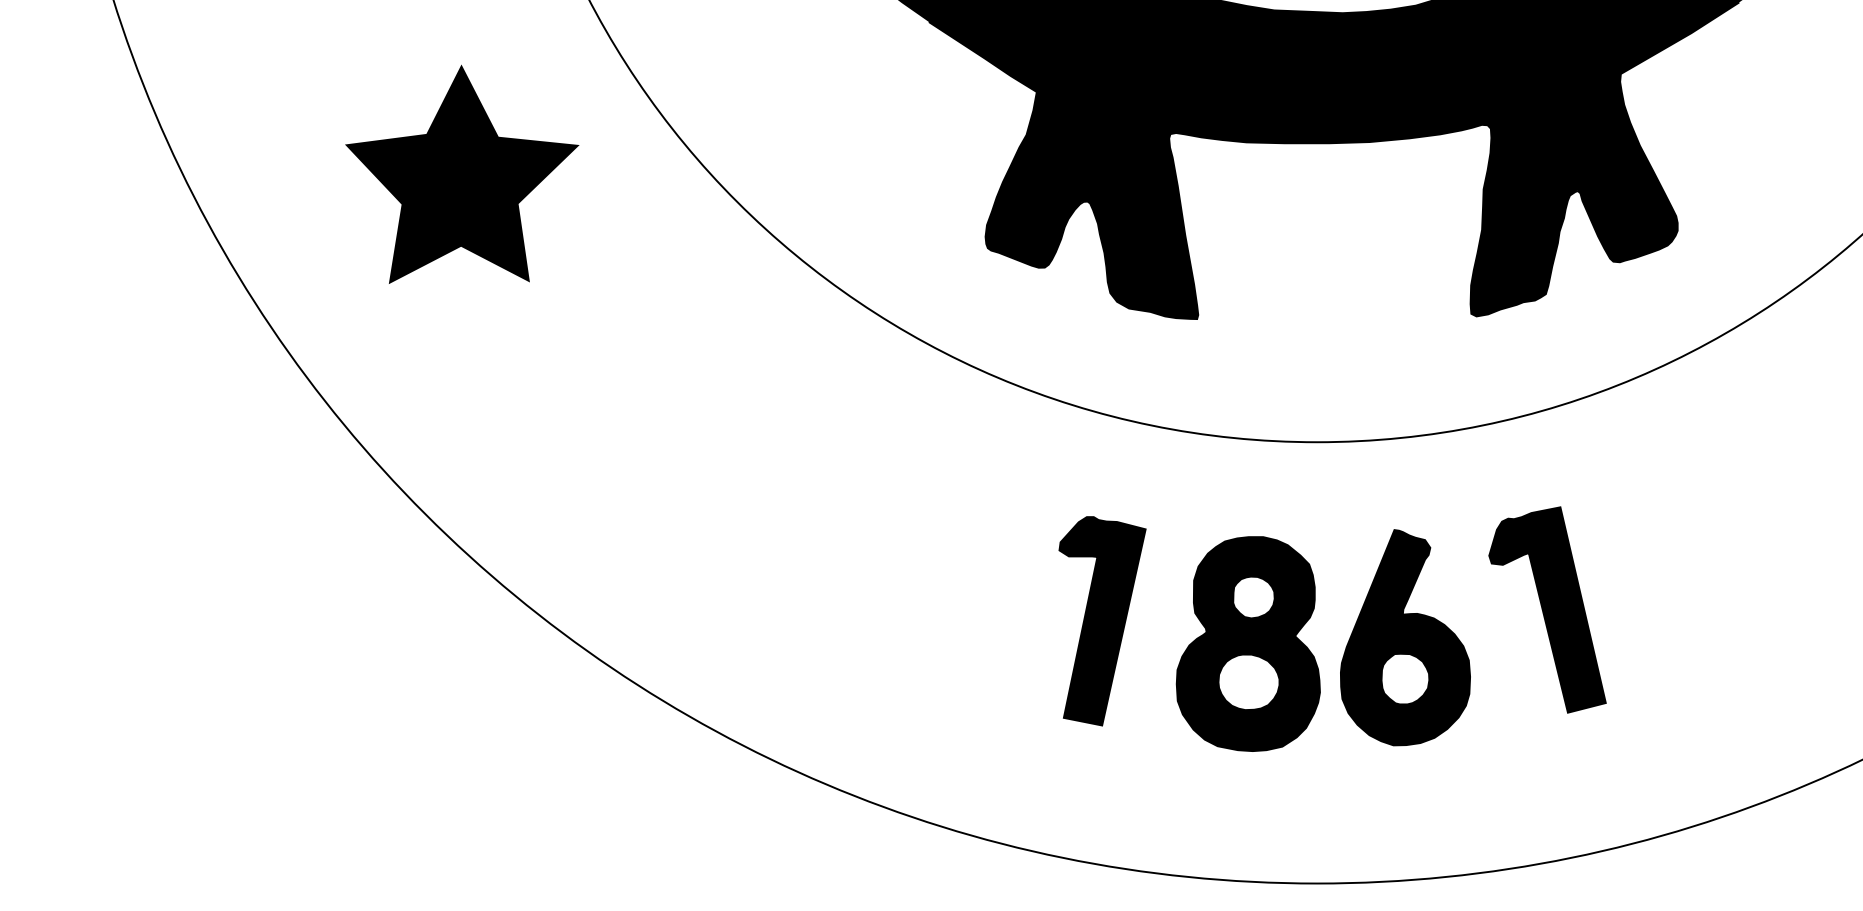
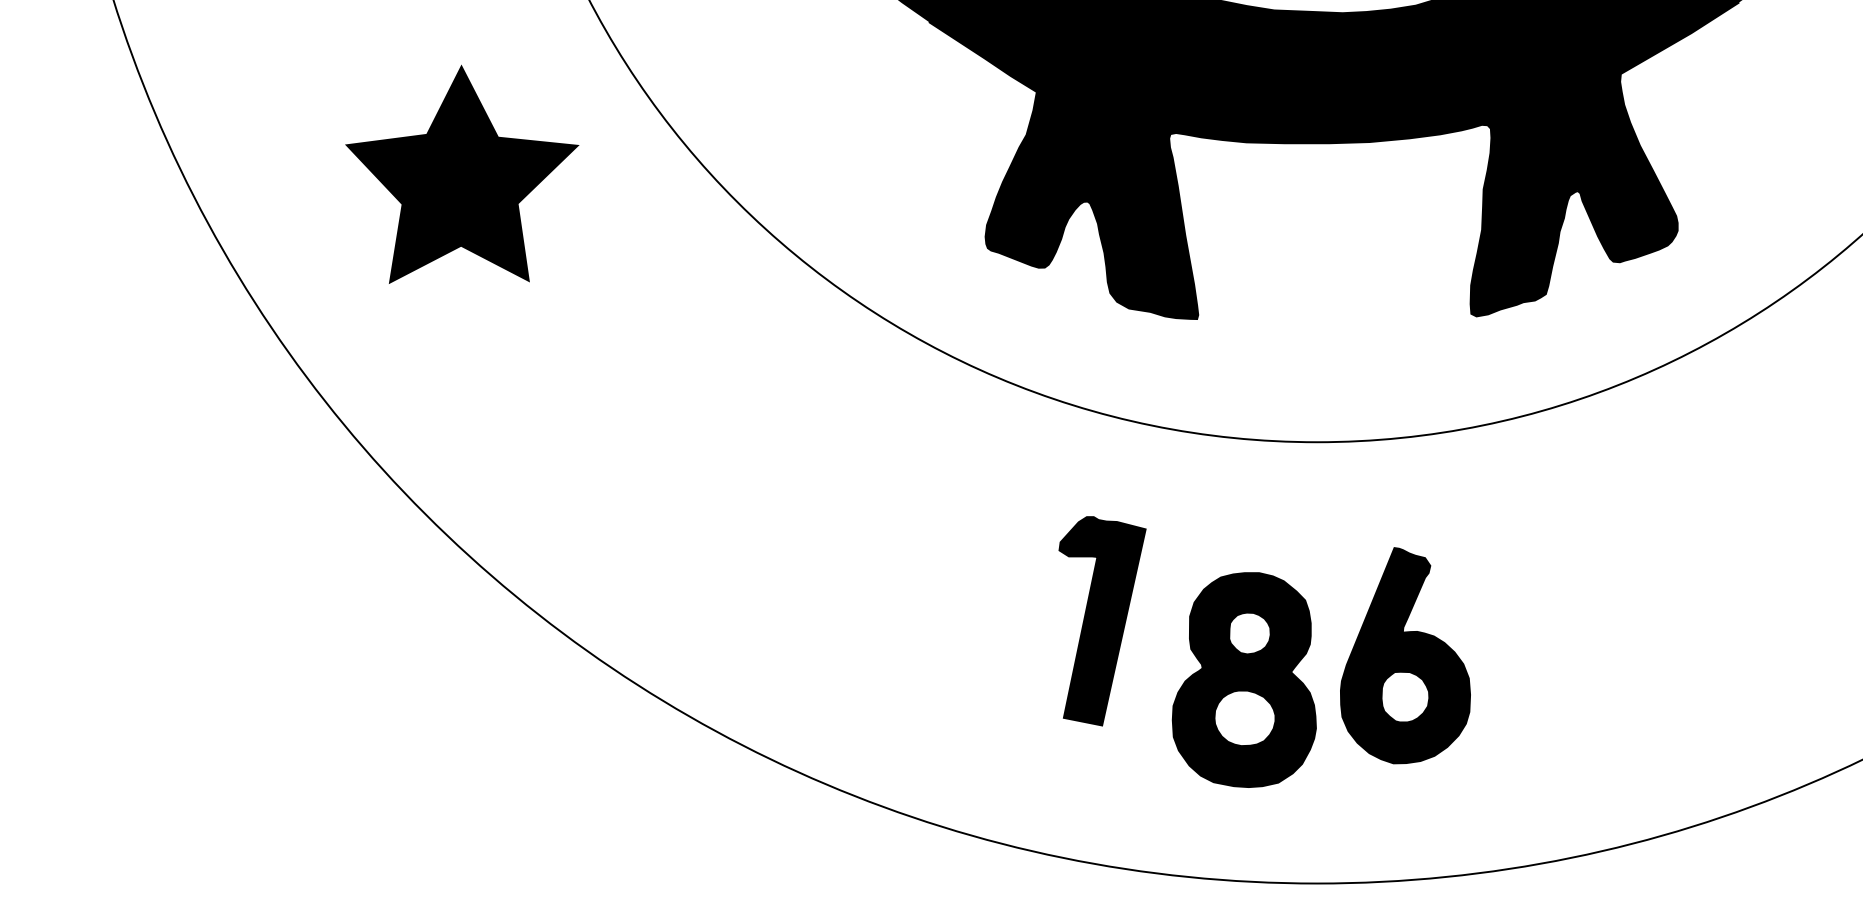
part: present -> none (1547, 609)
part position: (1405, 637) -> (1405, 655) (1405, 655)
part position: (1247, 643) -> (1243, 679) (1243, 679)
